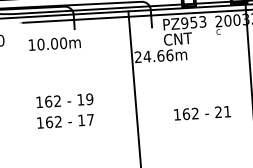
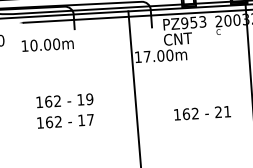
text position: (54, 43) -> (47, 44) (47, 44)
text: 24.66m -> 17.00m (153, 56)
